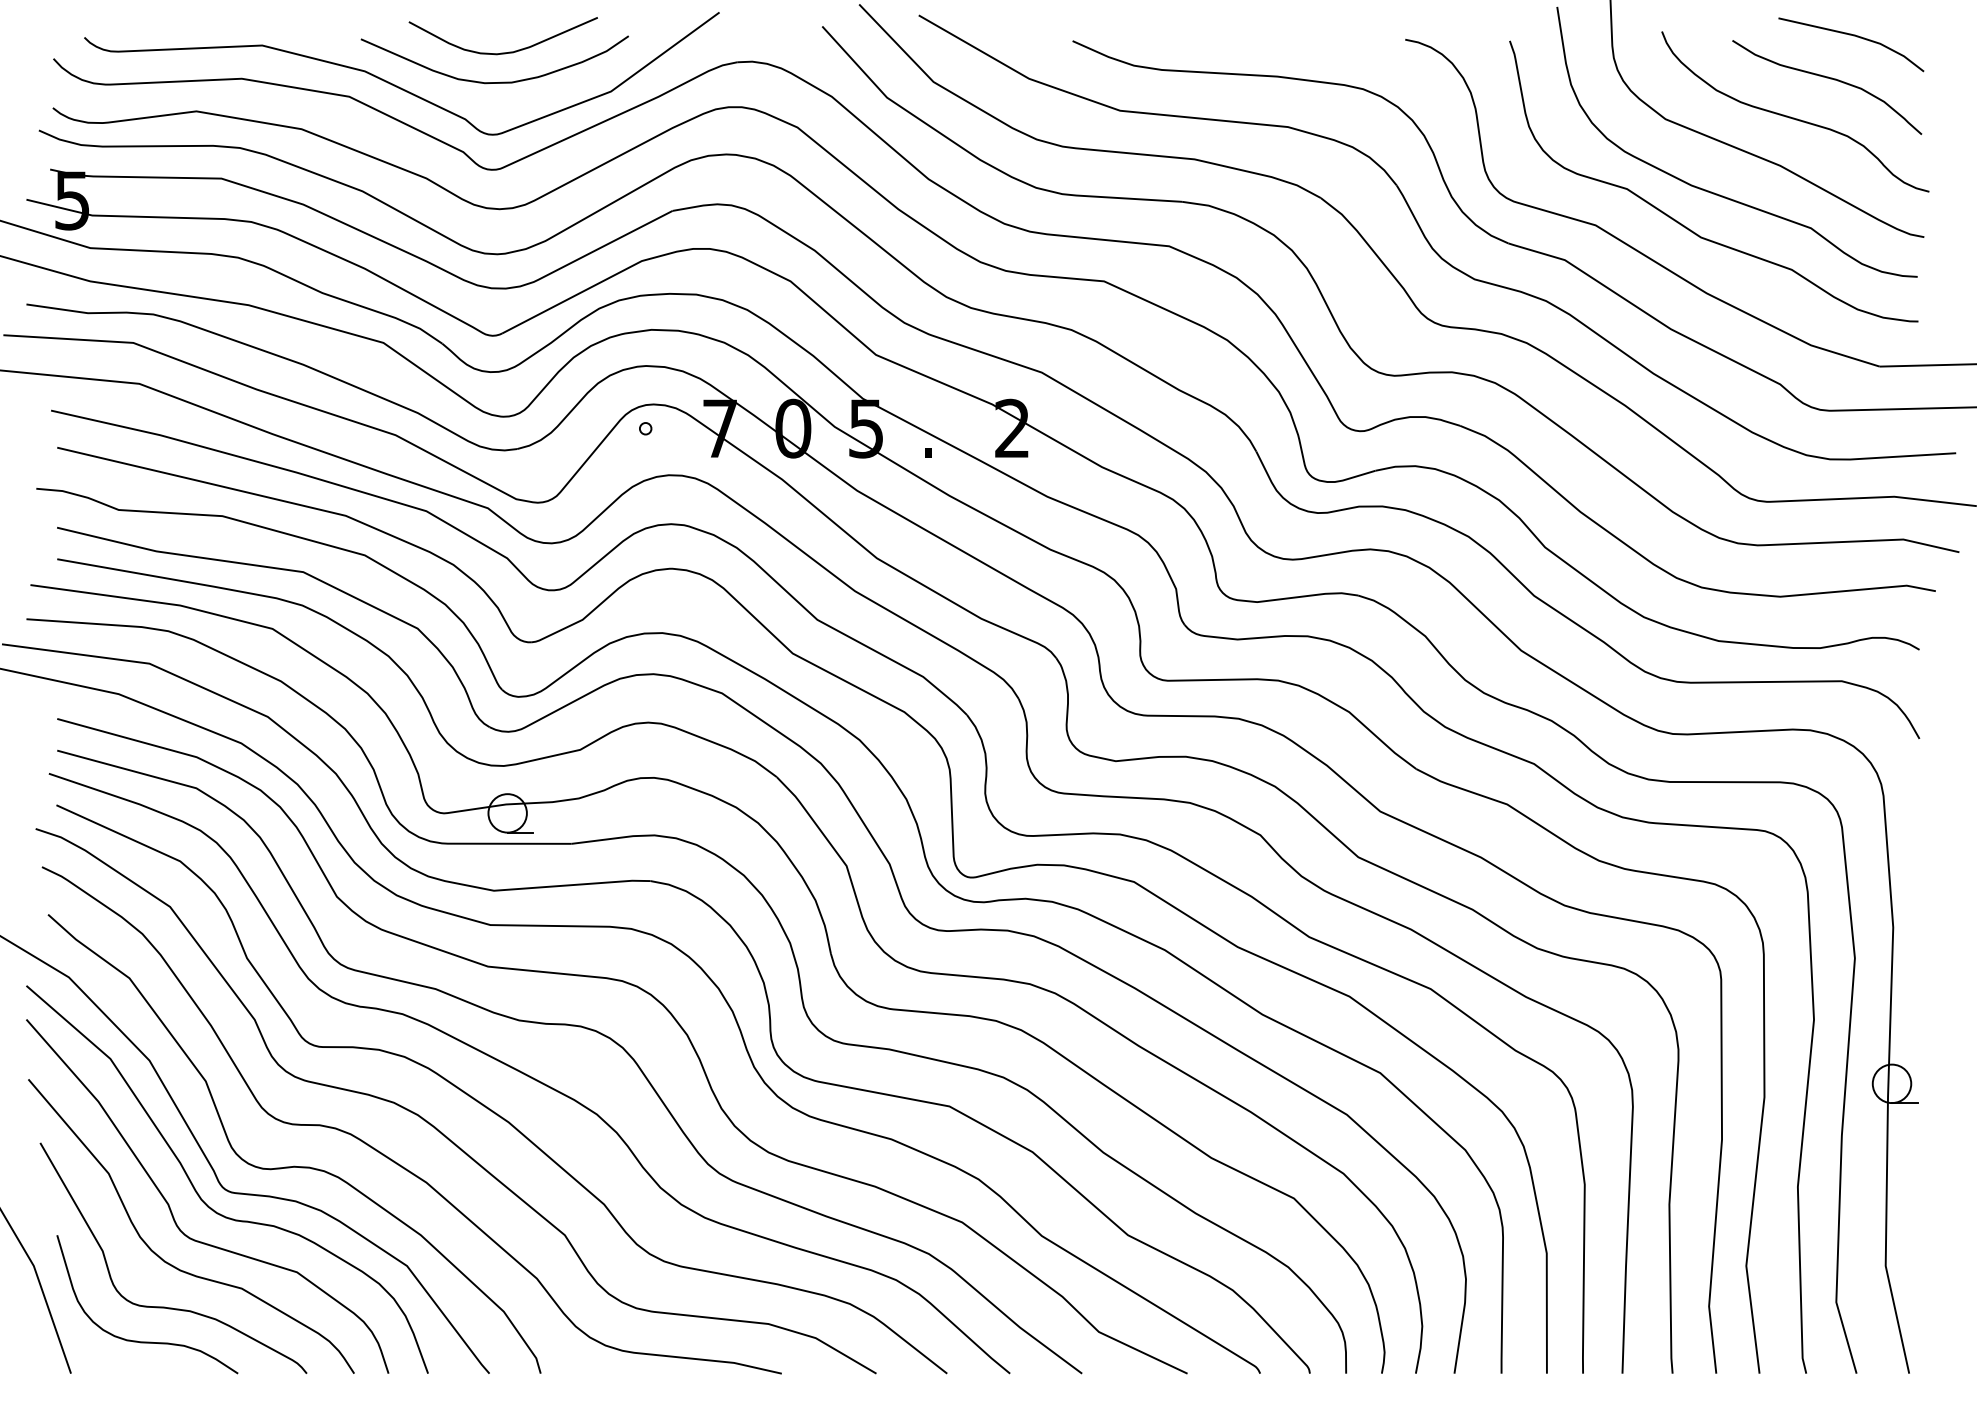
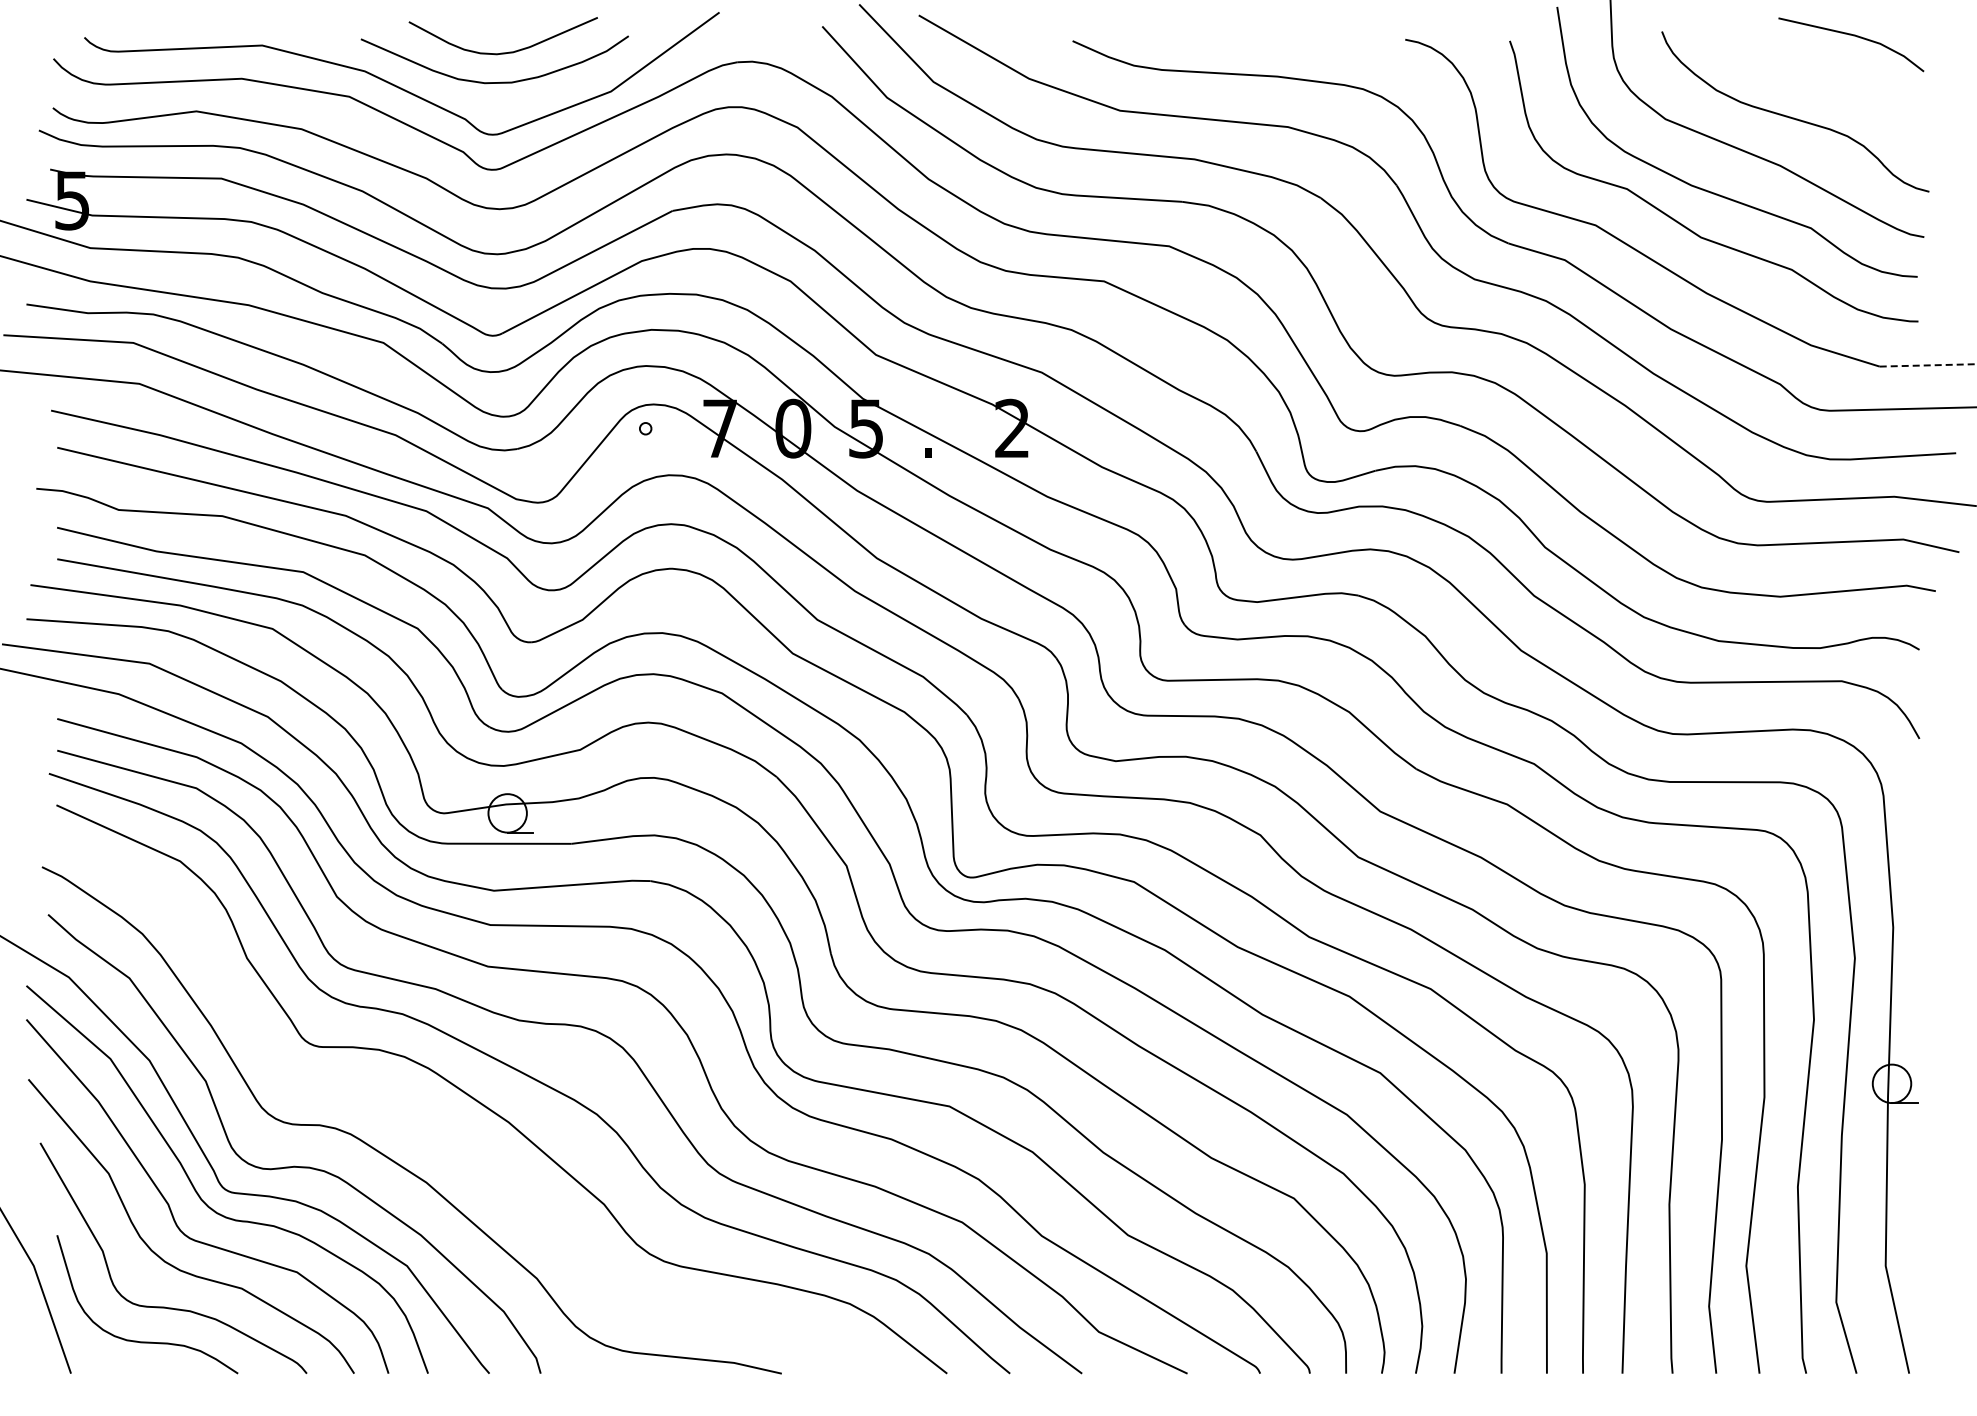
curve: present -> none (1830, 79)
line: solid -> dashed (1928, 365)
curve: present -> none (435, 1126)
